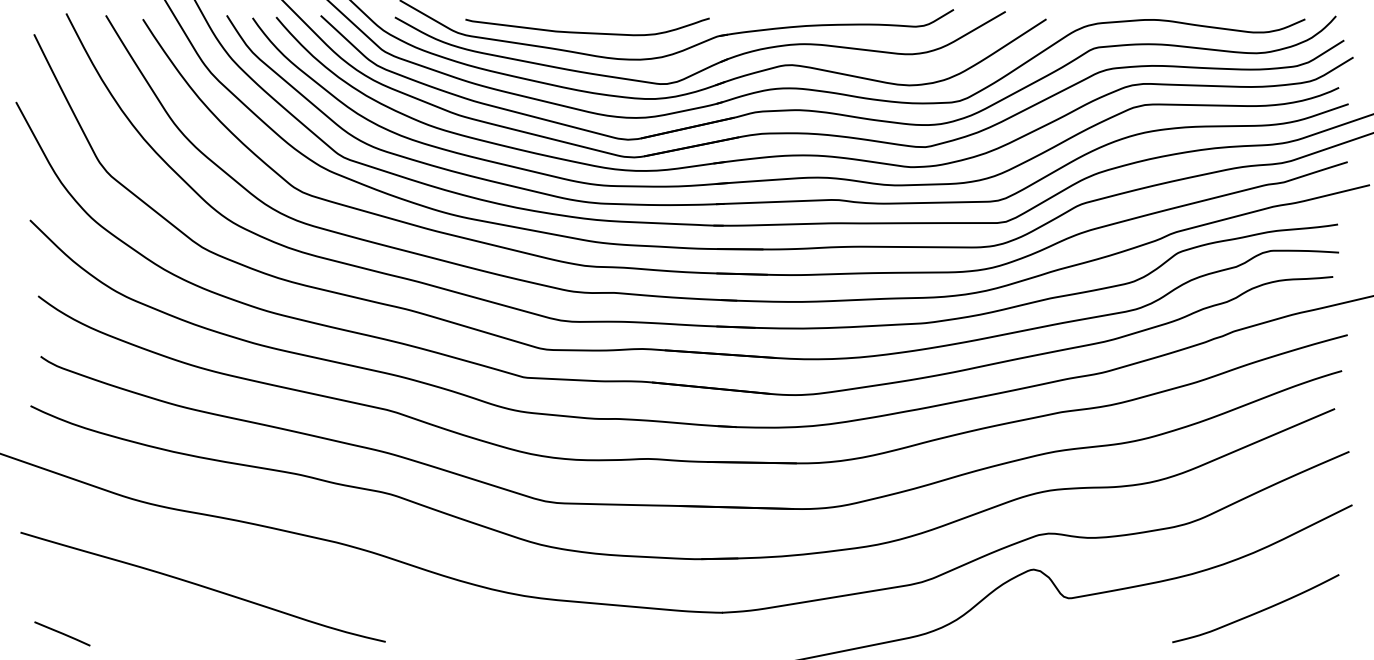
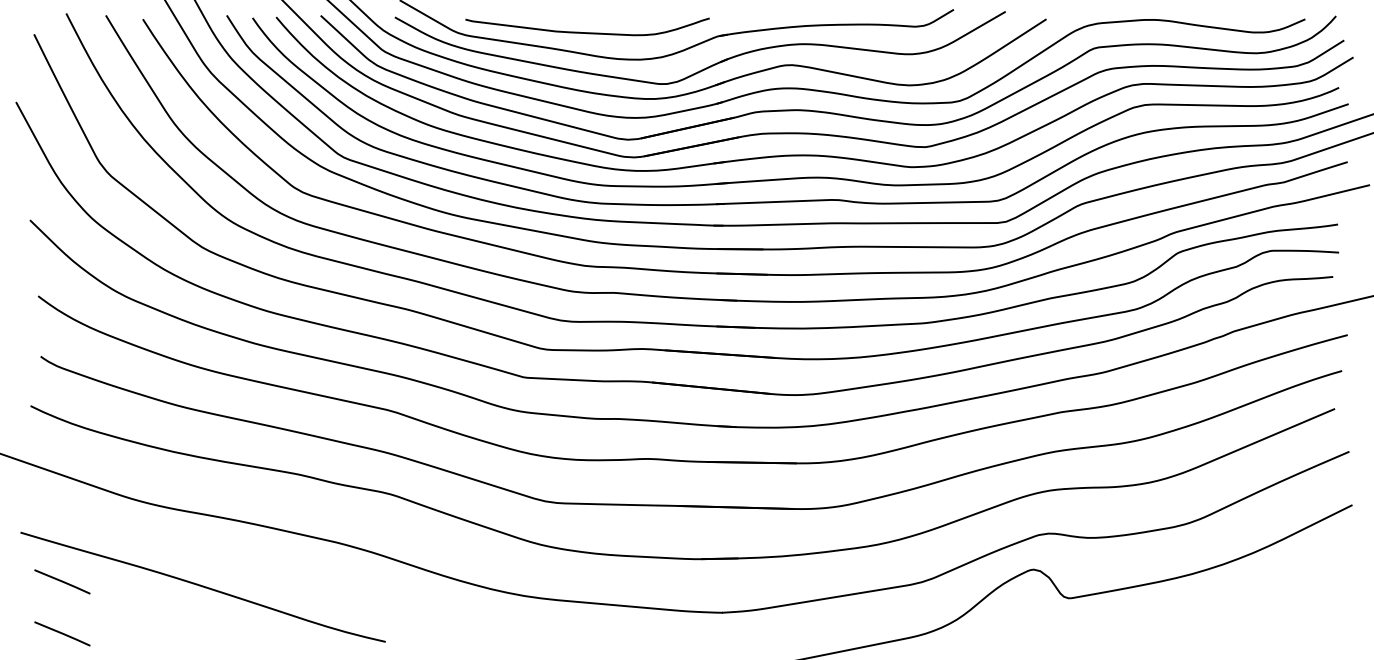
line: none -> present (62, 581)
curve: present -> none (1257, 611)
